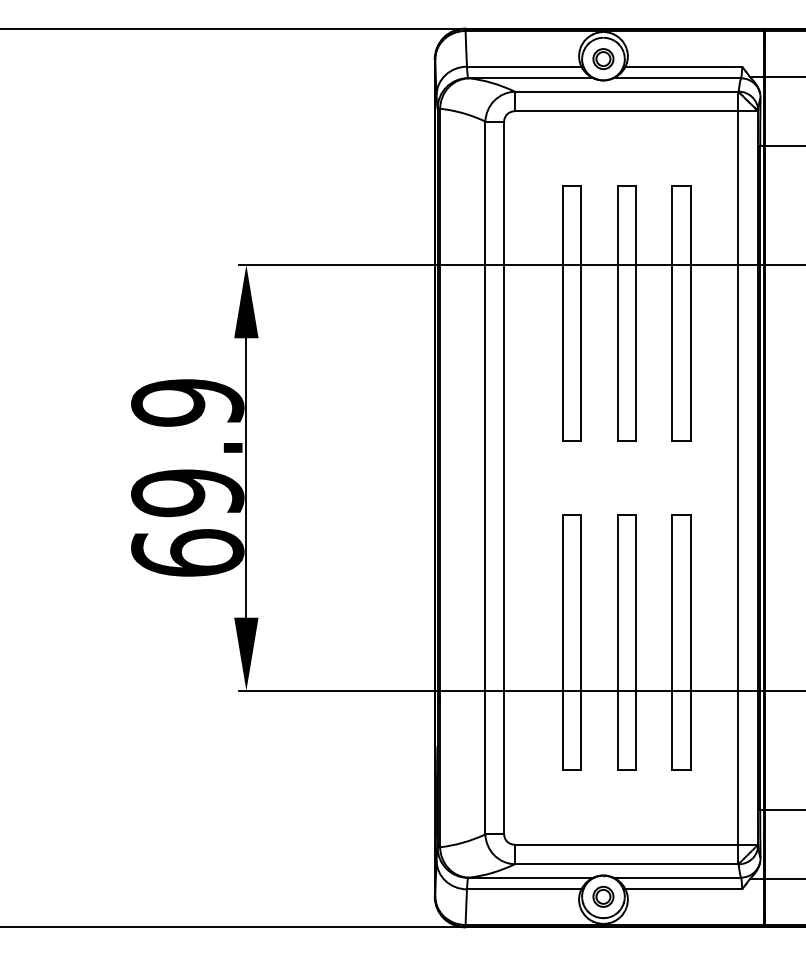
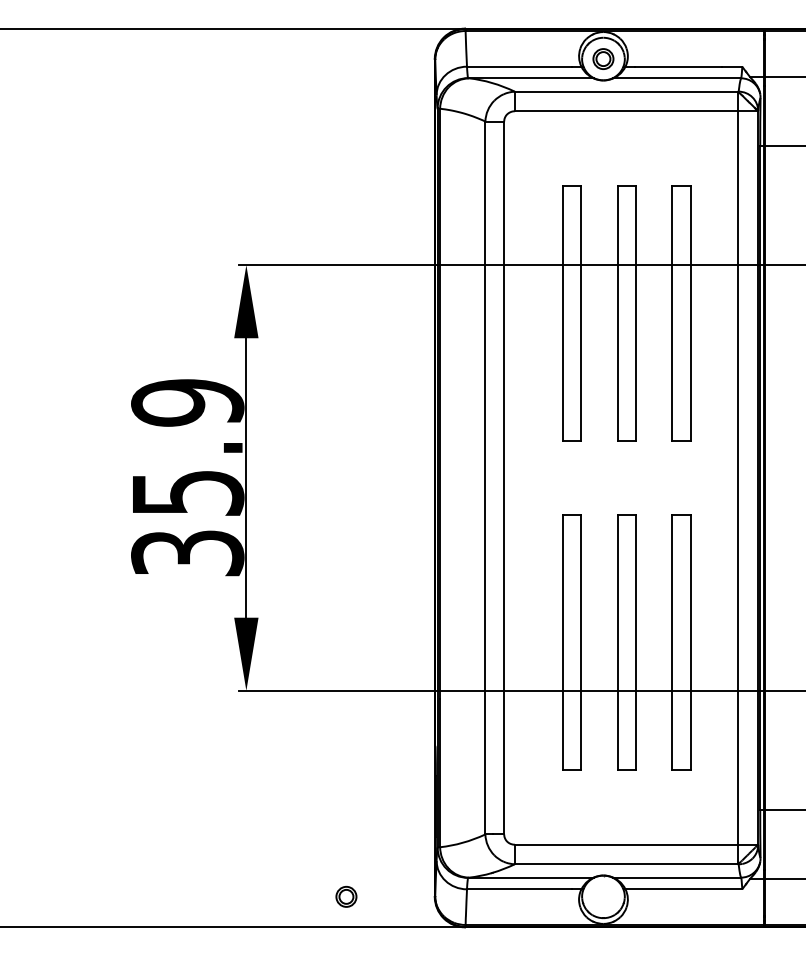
text: 69.9 -> 35.9 (187, 522)
part position: (603, 896) -> (346, 896) (346, 896)
